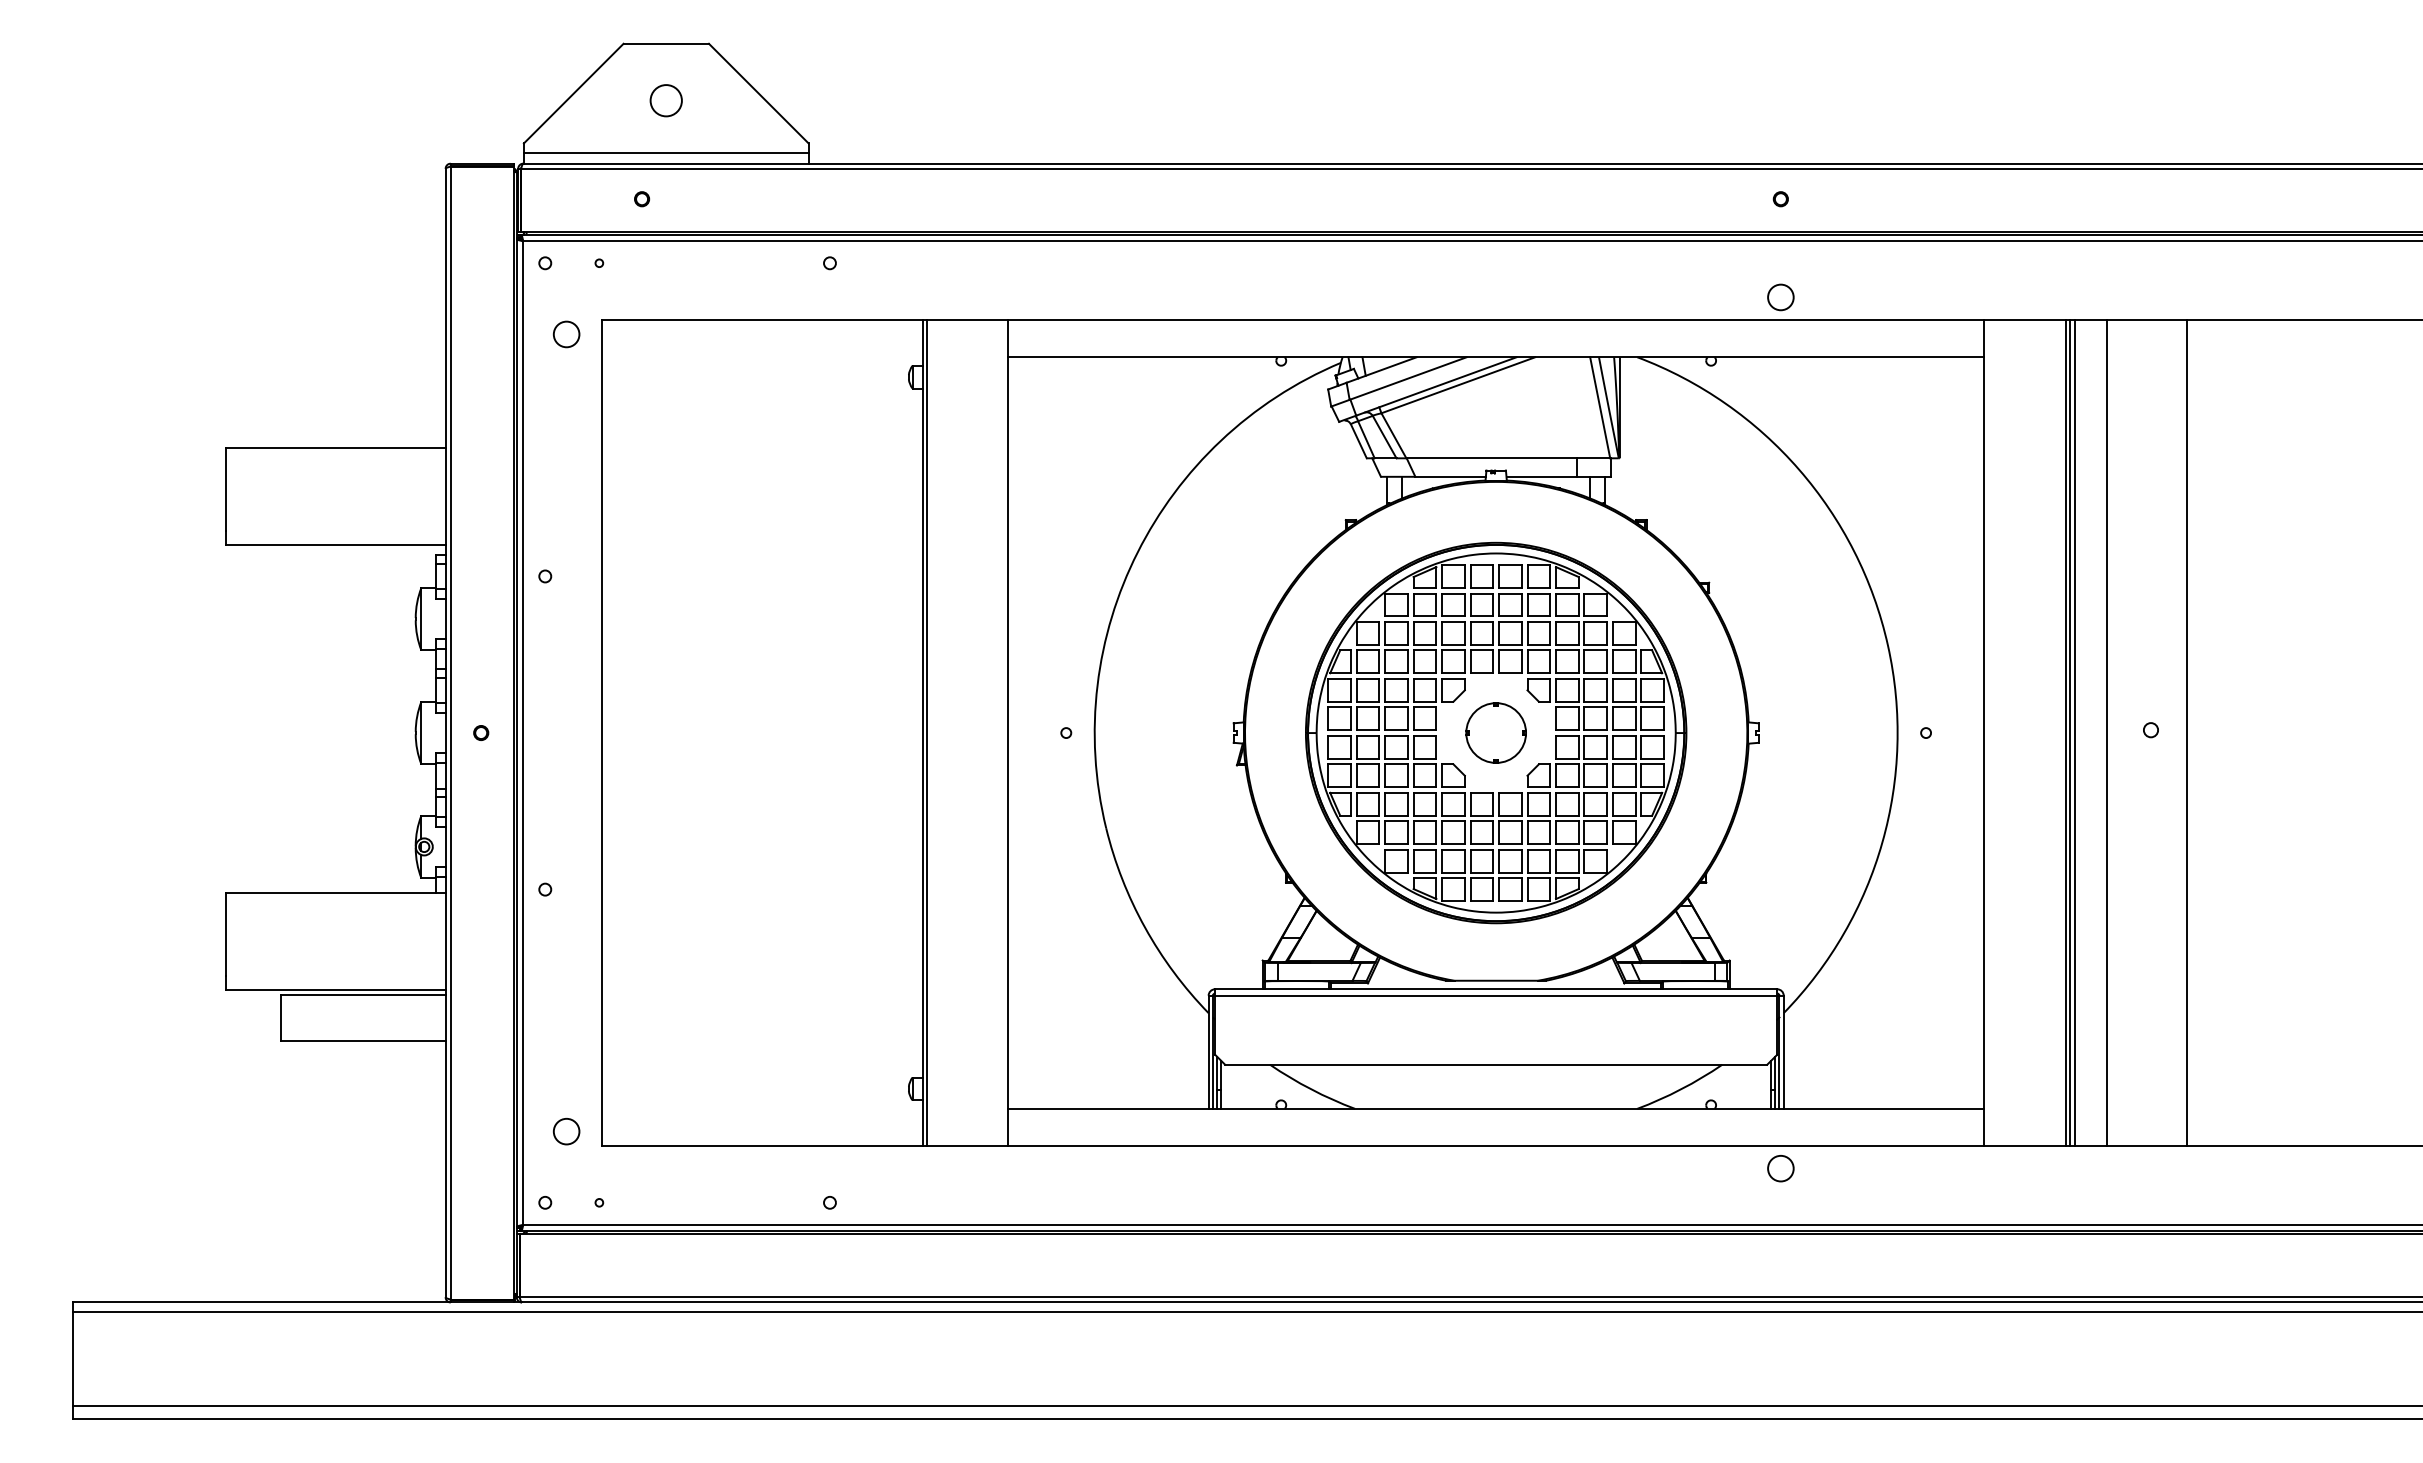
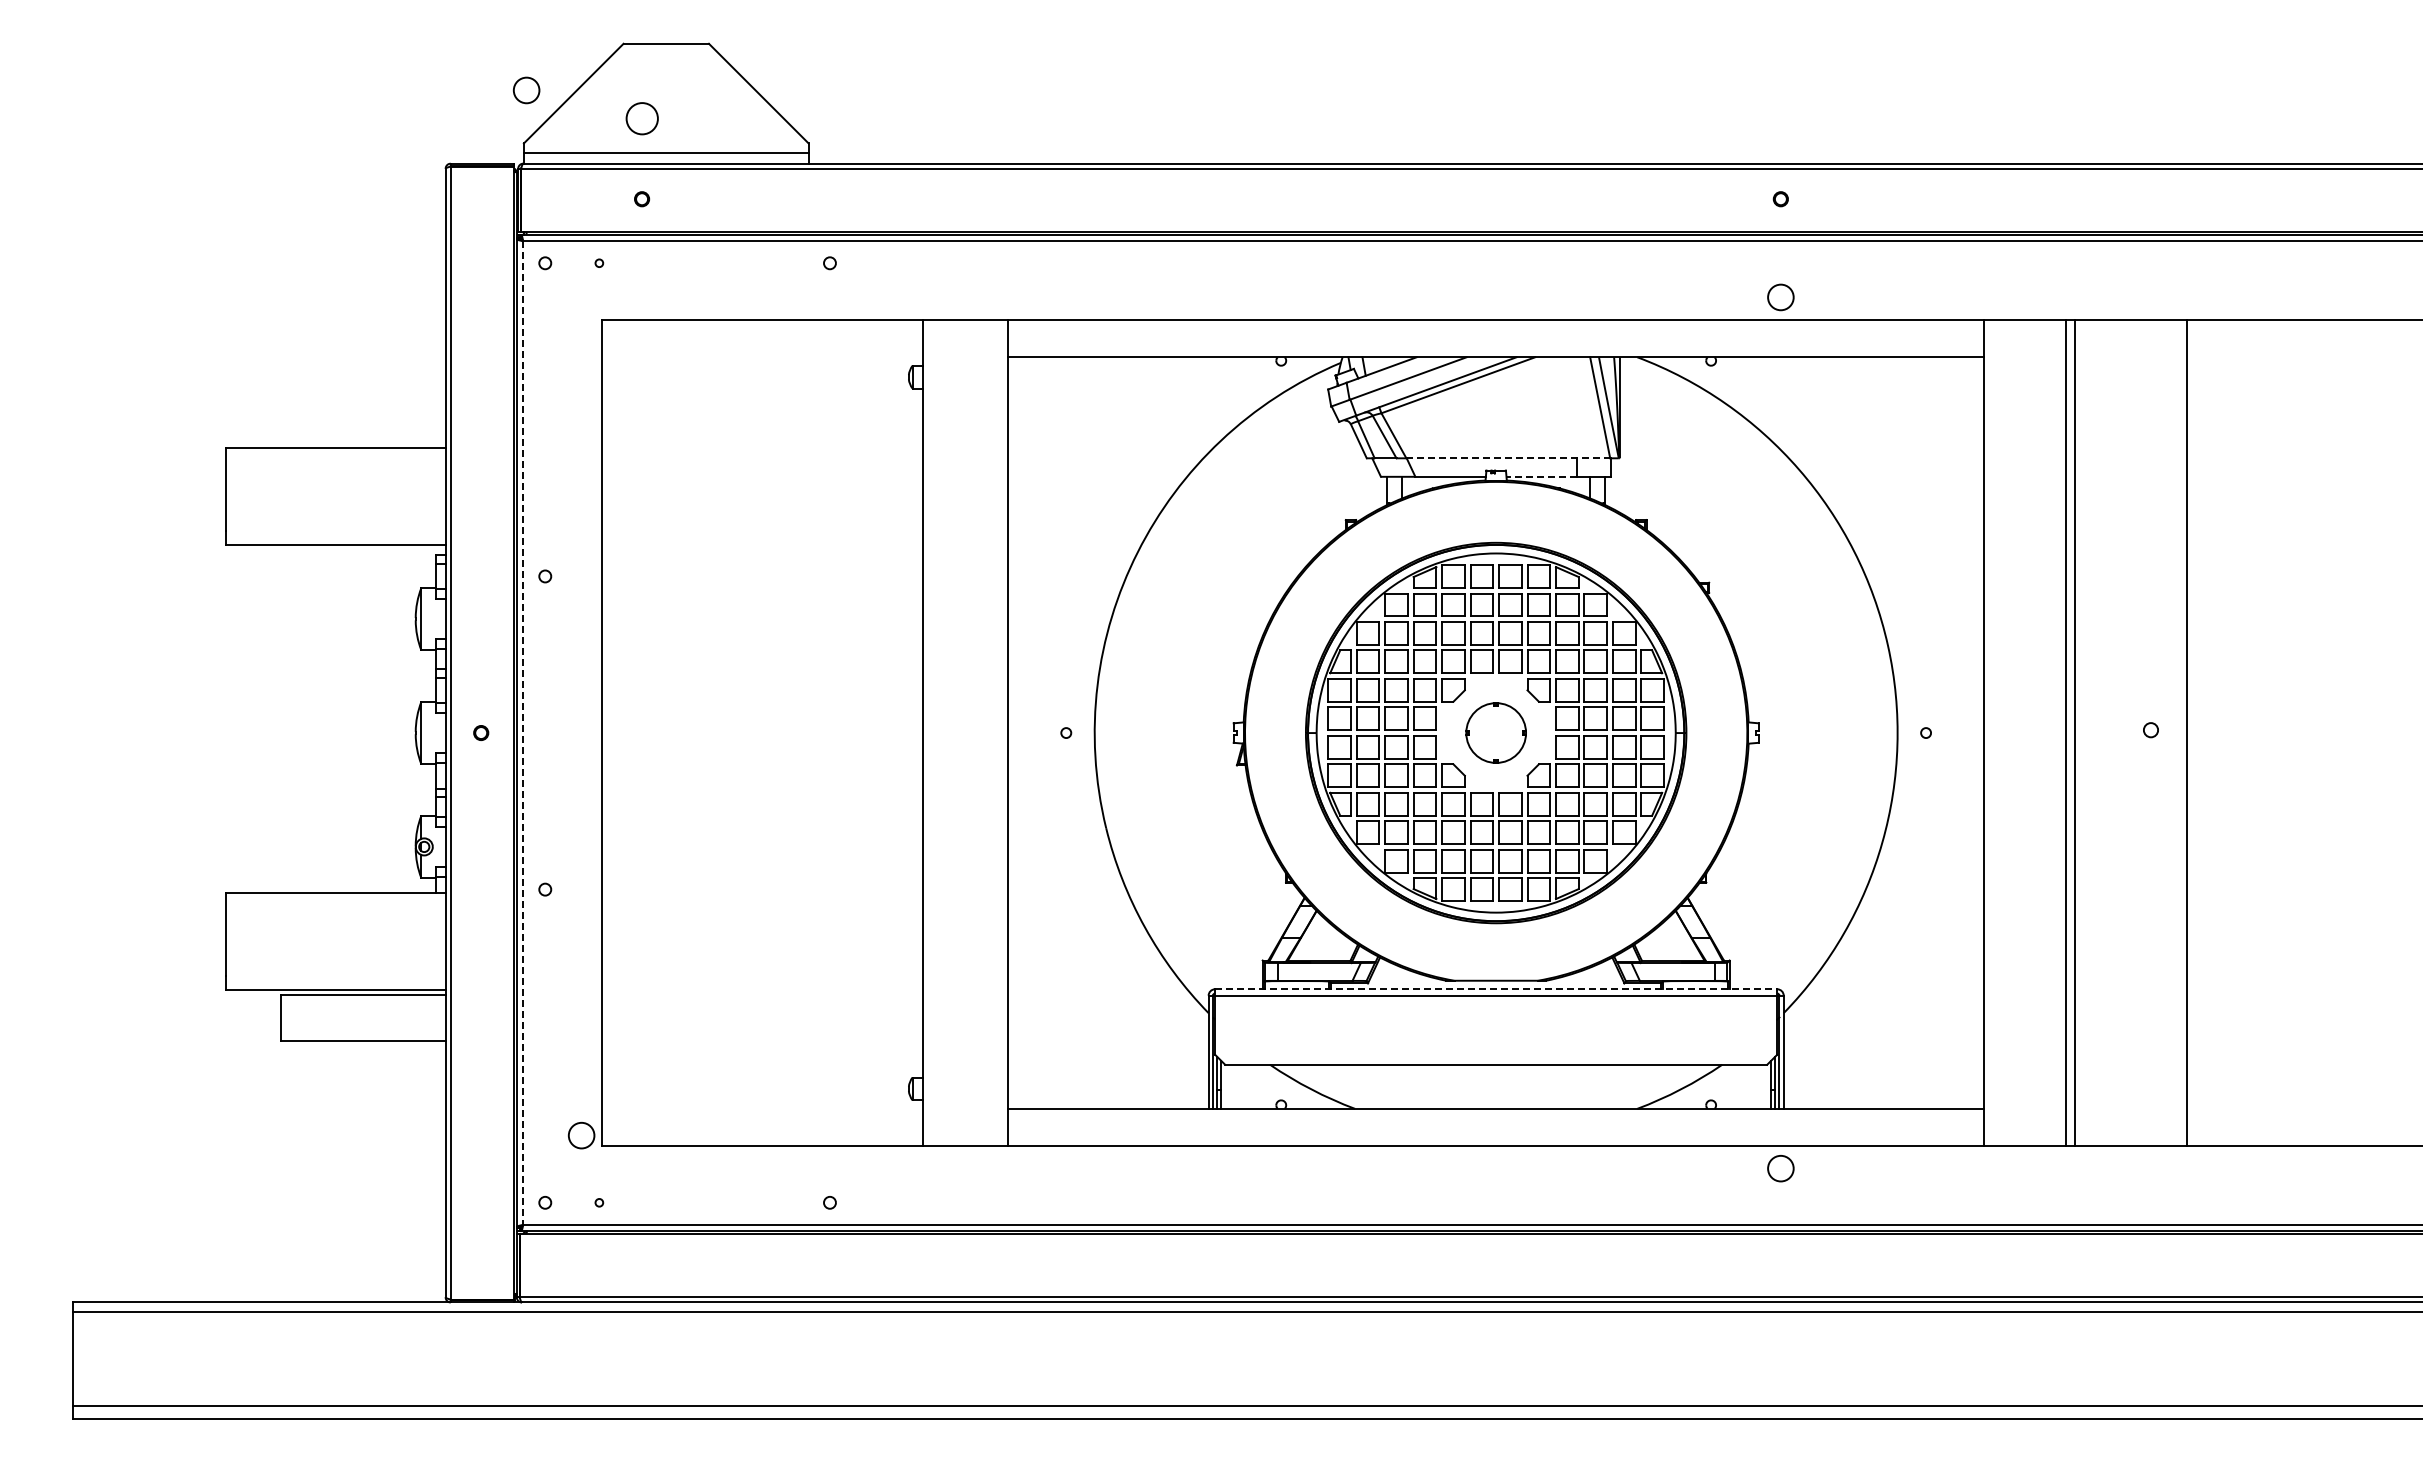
circle position: (665, 100) -> (641, 118) (641, 118)
circle position: (566, 334) -> (526, 90) (526, 90)
line: solid -> dashed (1508, 458)
line: solid -> dashed (1541, 476)
line: present -> none (926, 732)
line: present -> none (2069, 732)
line: present -> none (2106, 732)
line: solid -> dashed (523, 733)
line: solid -> dashed (1496, 989)
circle position: (566, 1131) -> (581, 1135) (581, 1135)
